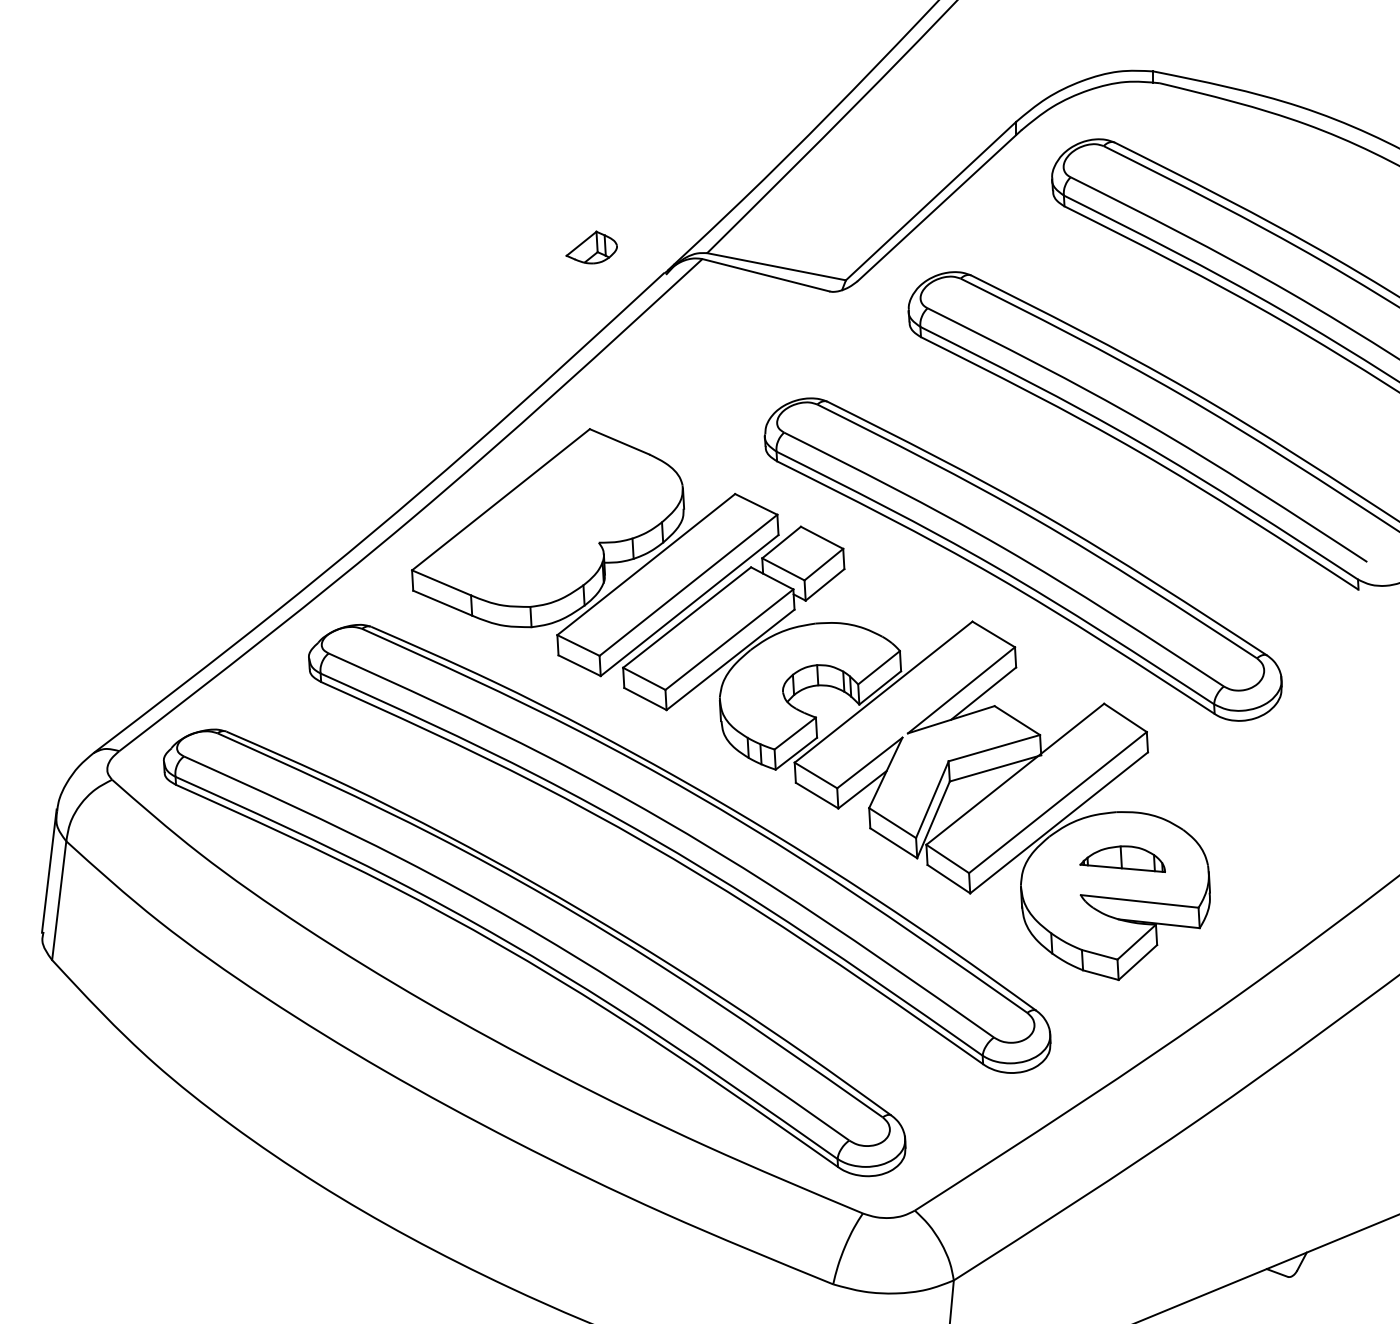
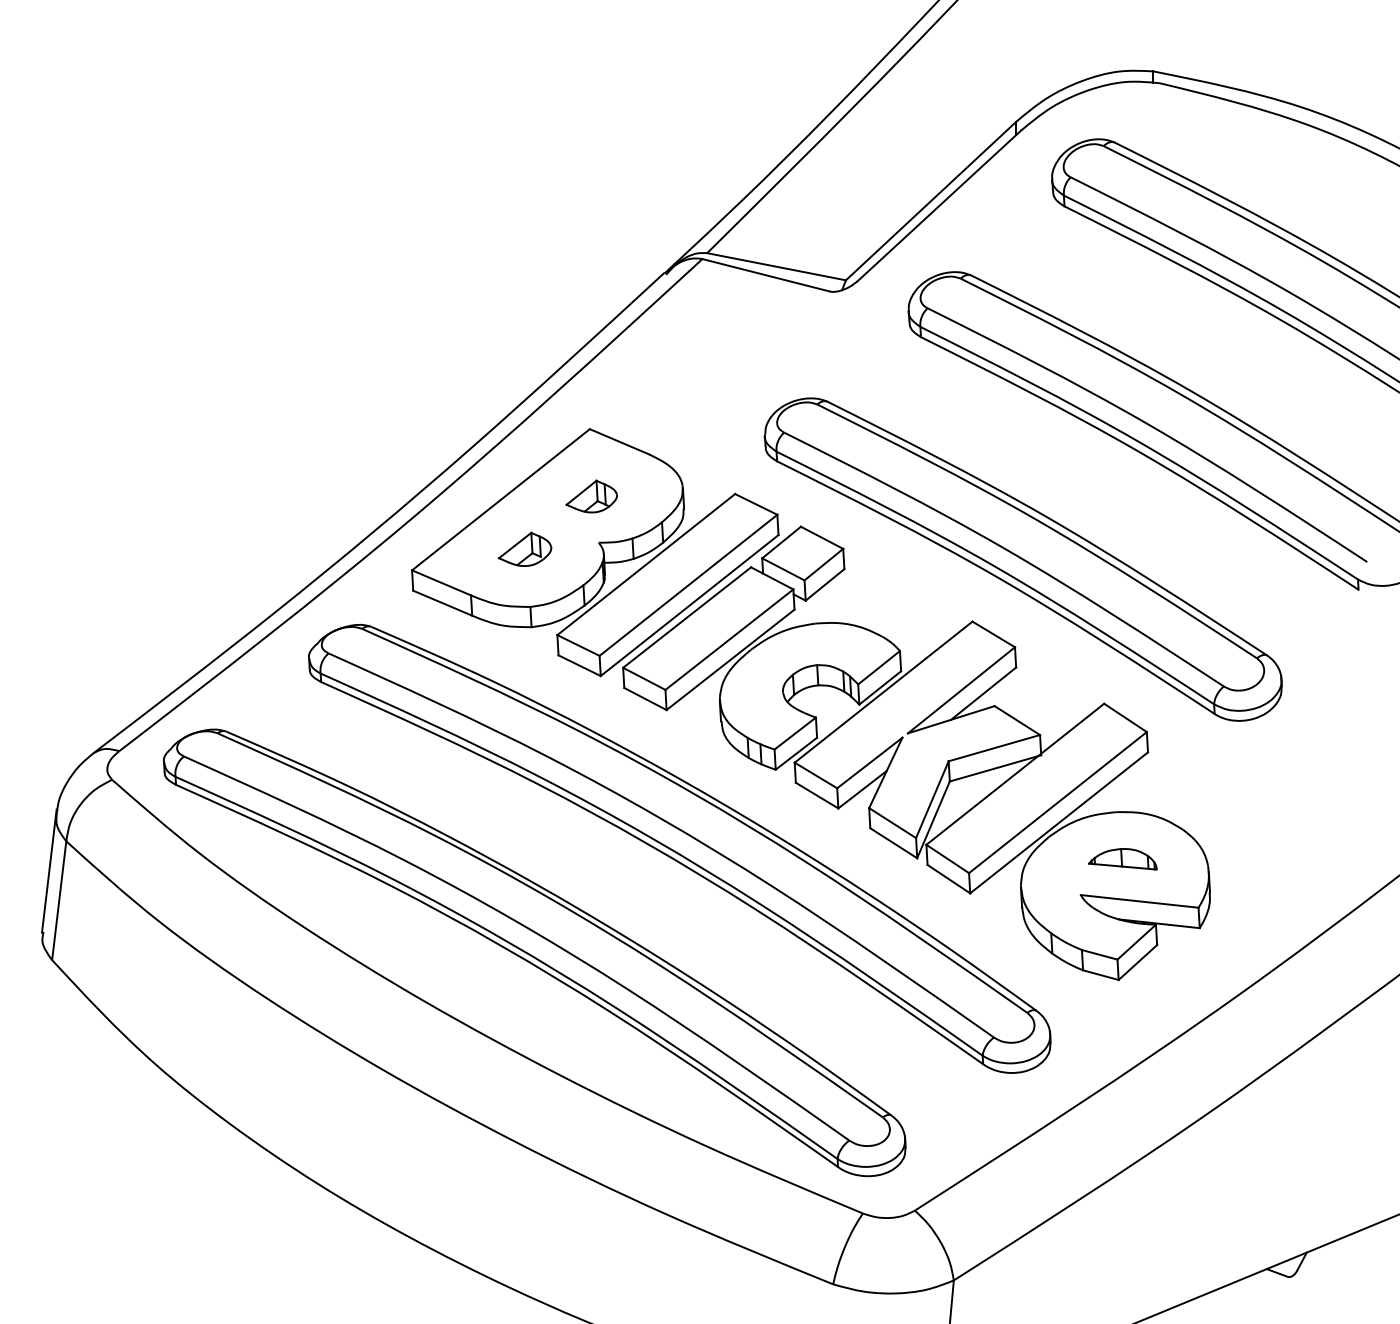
part position: (591, 247) -> (591, 496) (591, 496)
part: none -> present (524, 548)
part size: 87x28 px -> 70x23 px (1122, 859)
